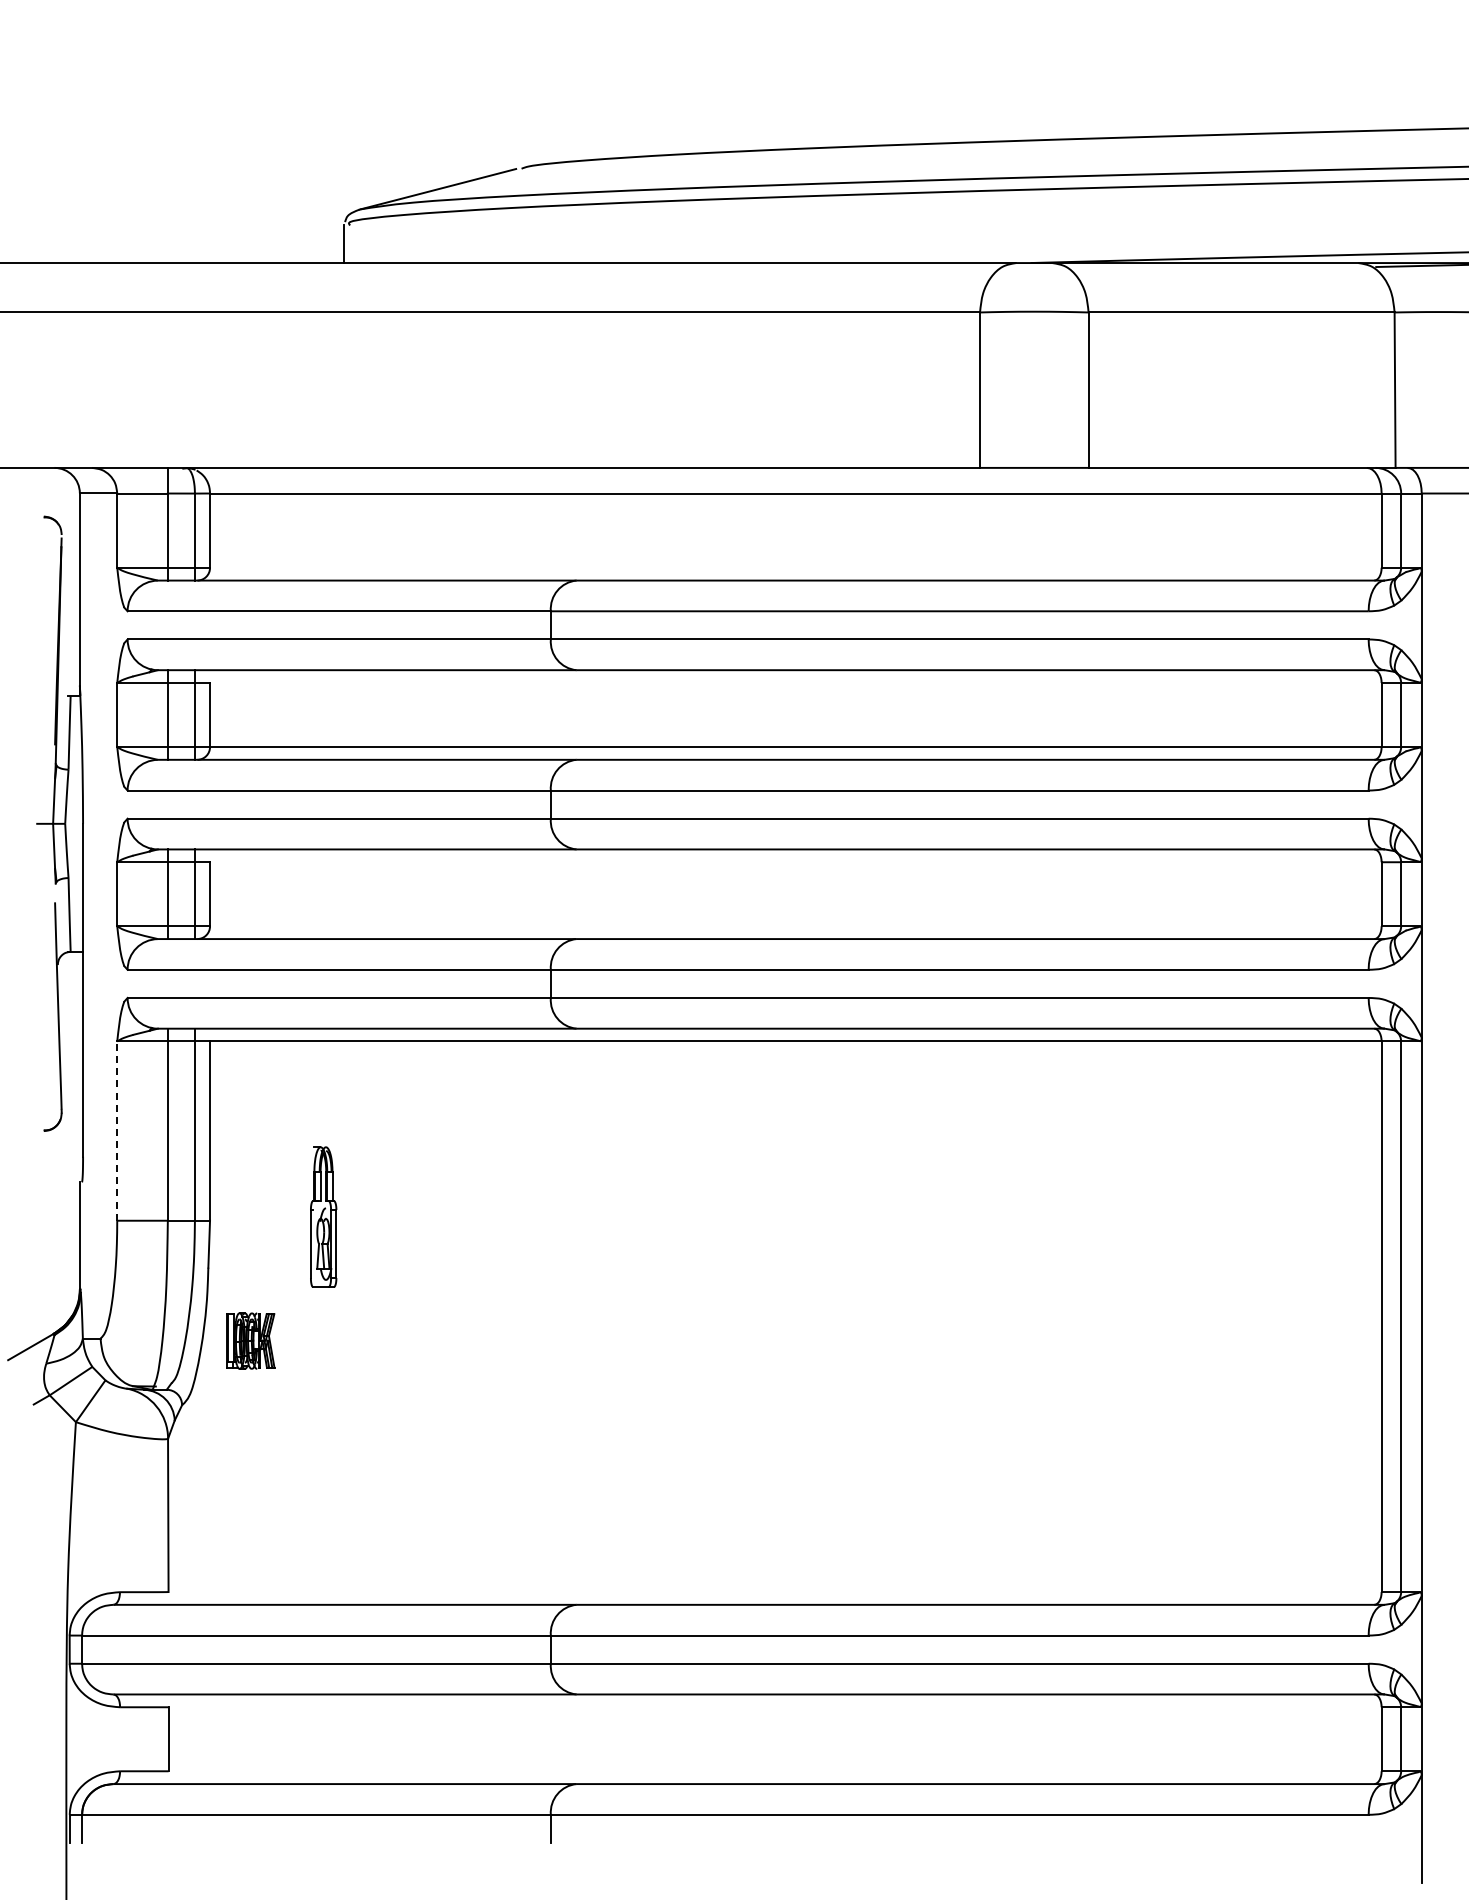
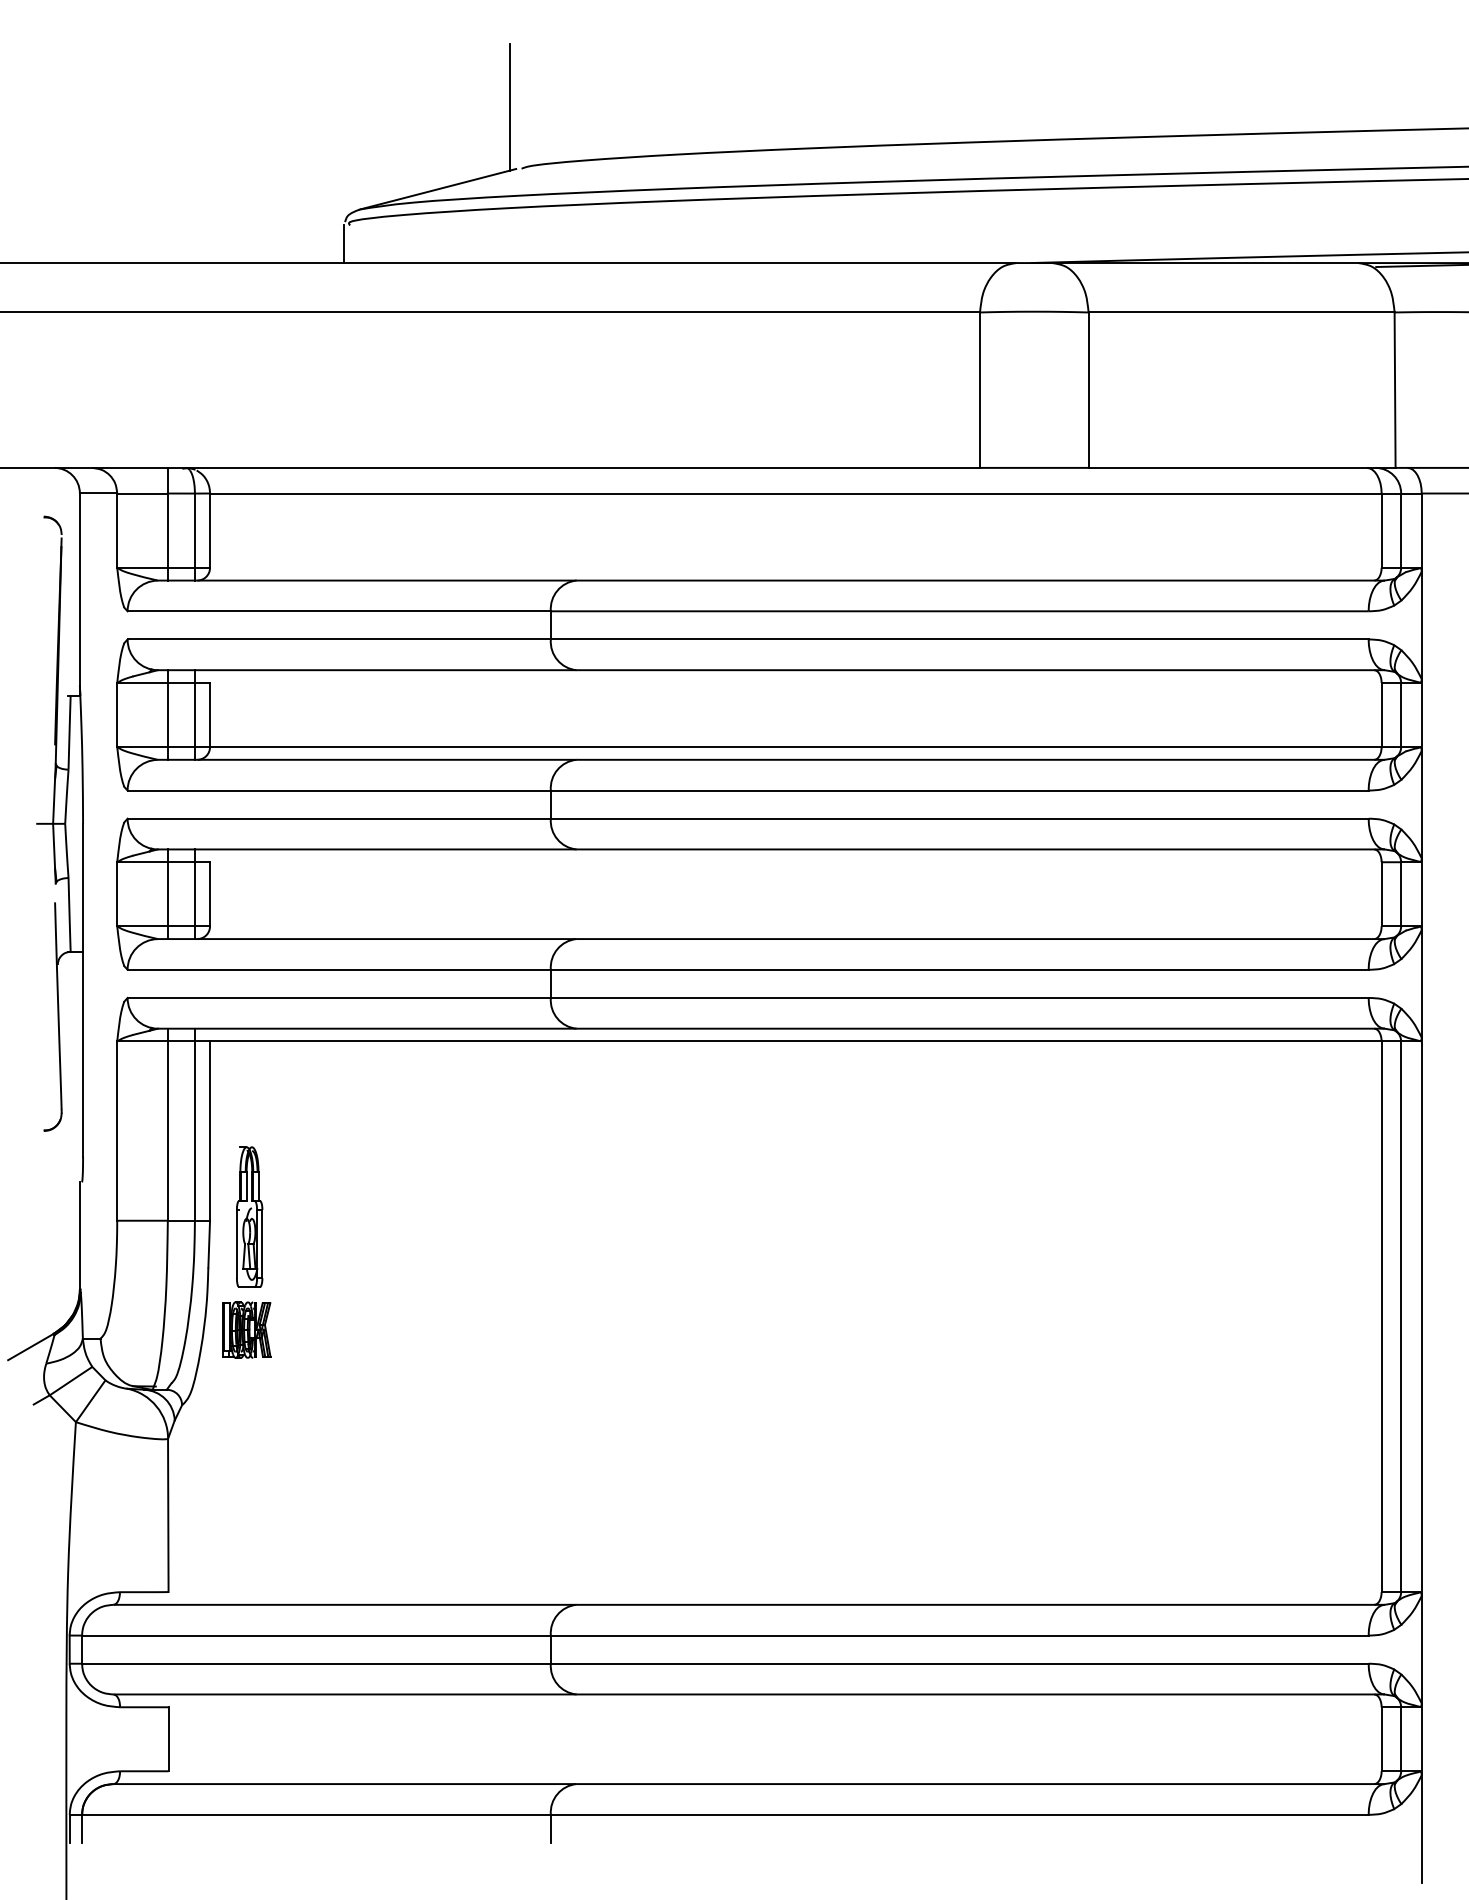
line: none -> present (510, 107)
line: dashed -> solid (117, 1131)
part position: (323, 1216) -> (249, 1216) (249, 1216)
part position: (250, 1340) -> (246, 1329) (246, 1329)
